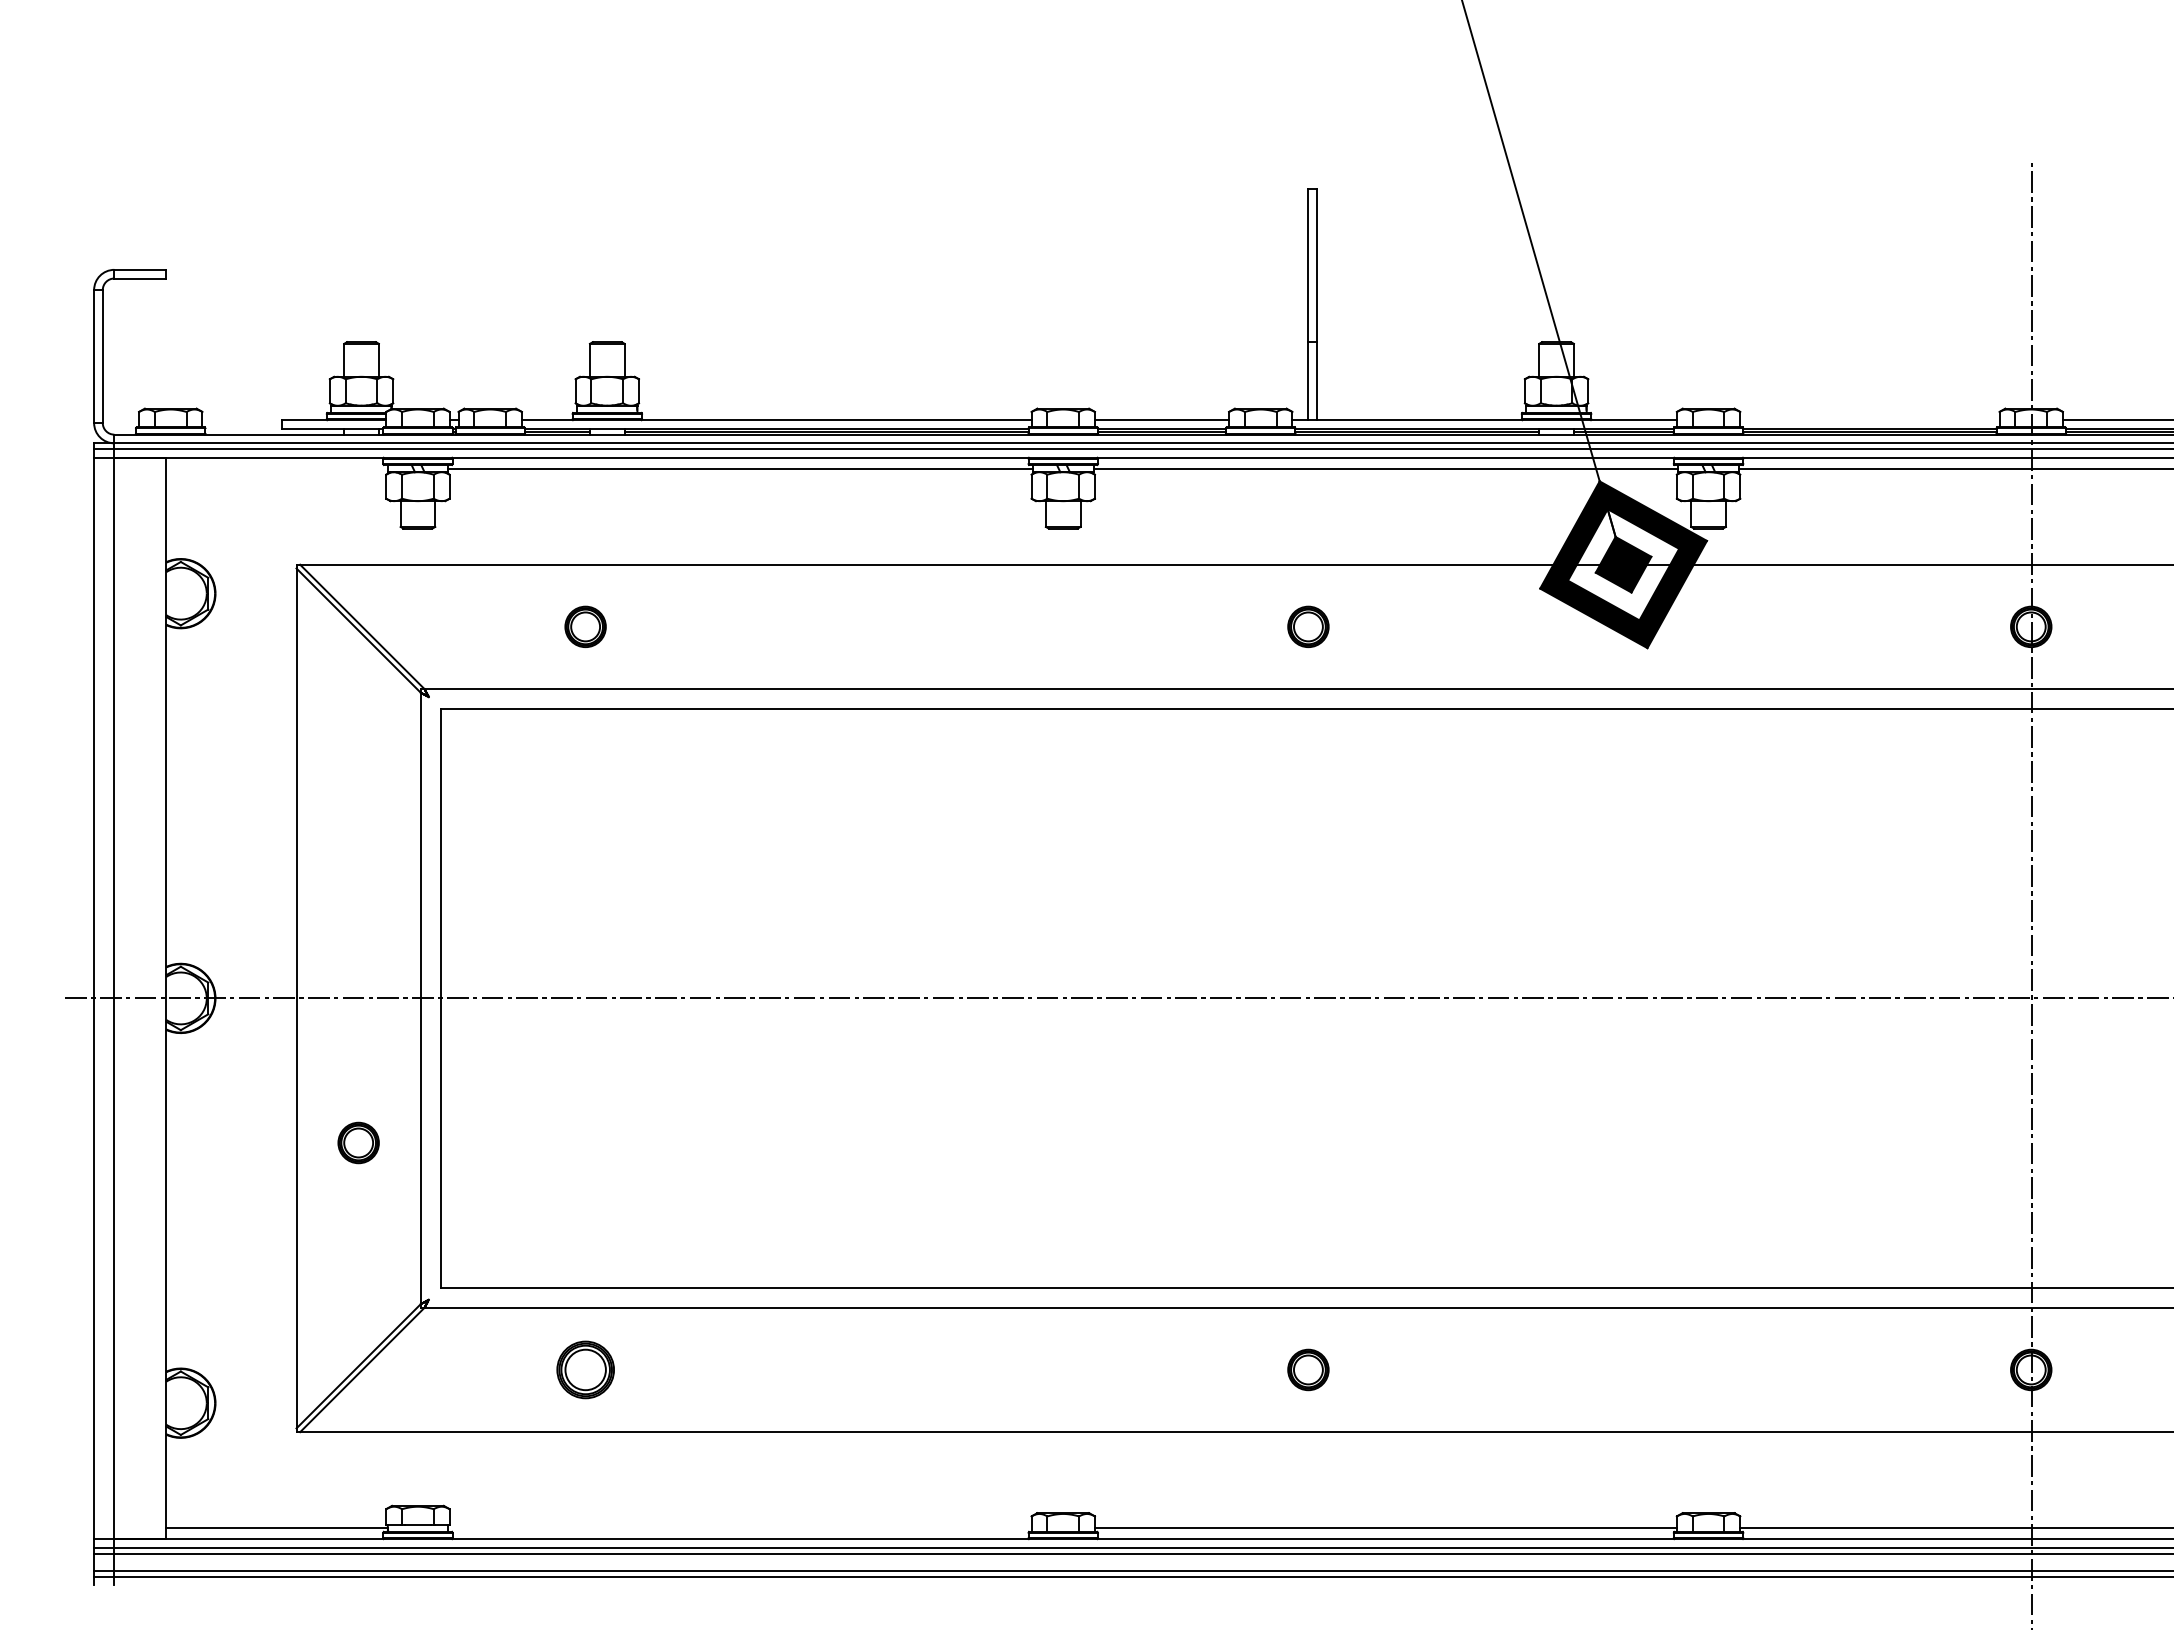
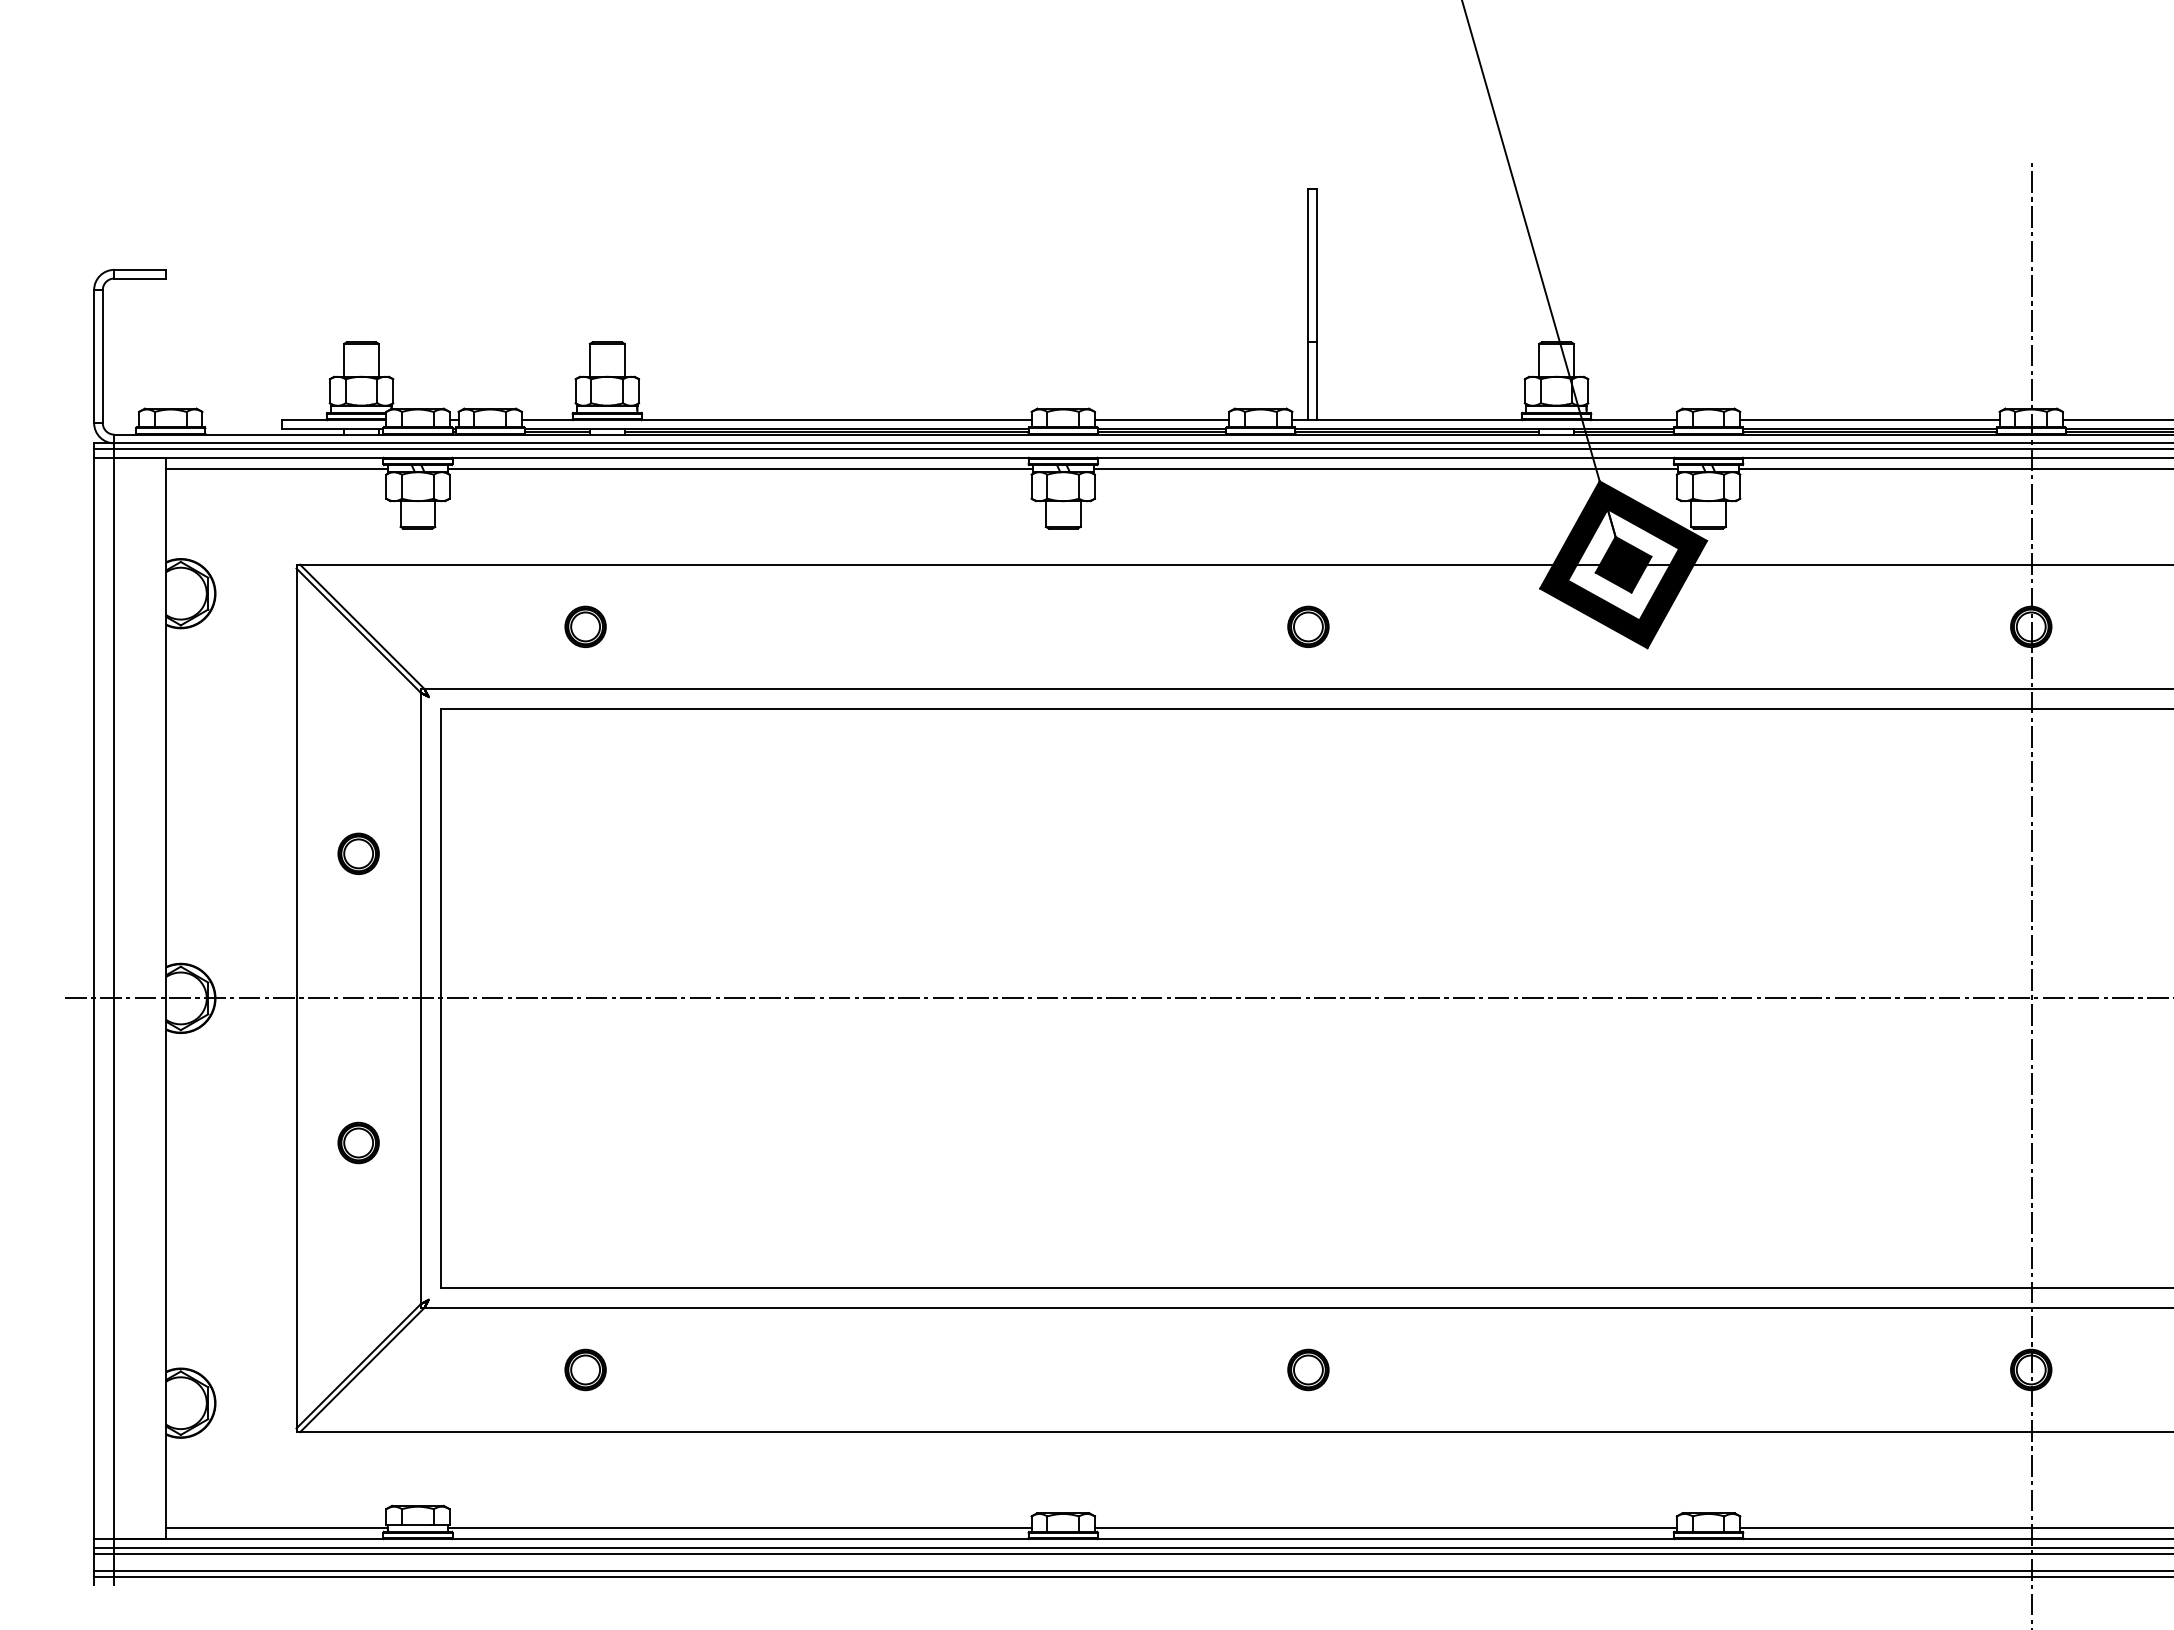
line: none -> present (1869, 420)
line: none -> present (276, 469)
part: none -> present (358, 853)
part size: 59x60 px -> 43x44 px (585, 1369)
line: none -> present (739, 1527)
